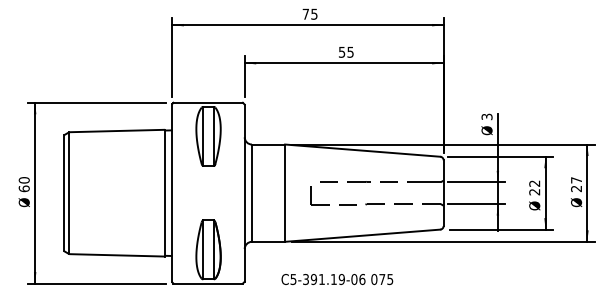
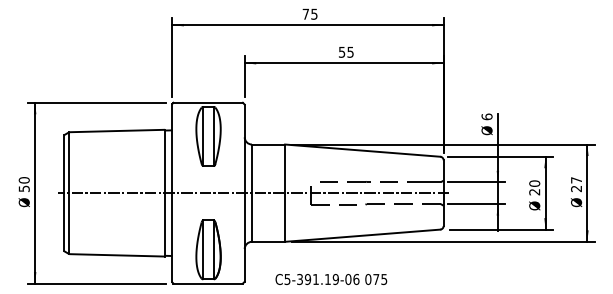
text: 3 -> 6 (486, 116)
text: 22 -> 20 (534, 183)
text: 60 -> 50 (23, 188)
line: none -> present (253, 193)
text position: (337, 279) -> (331, 279) (331, 279)
